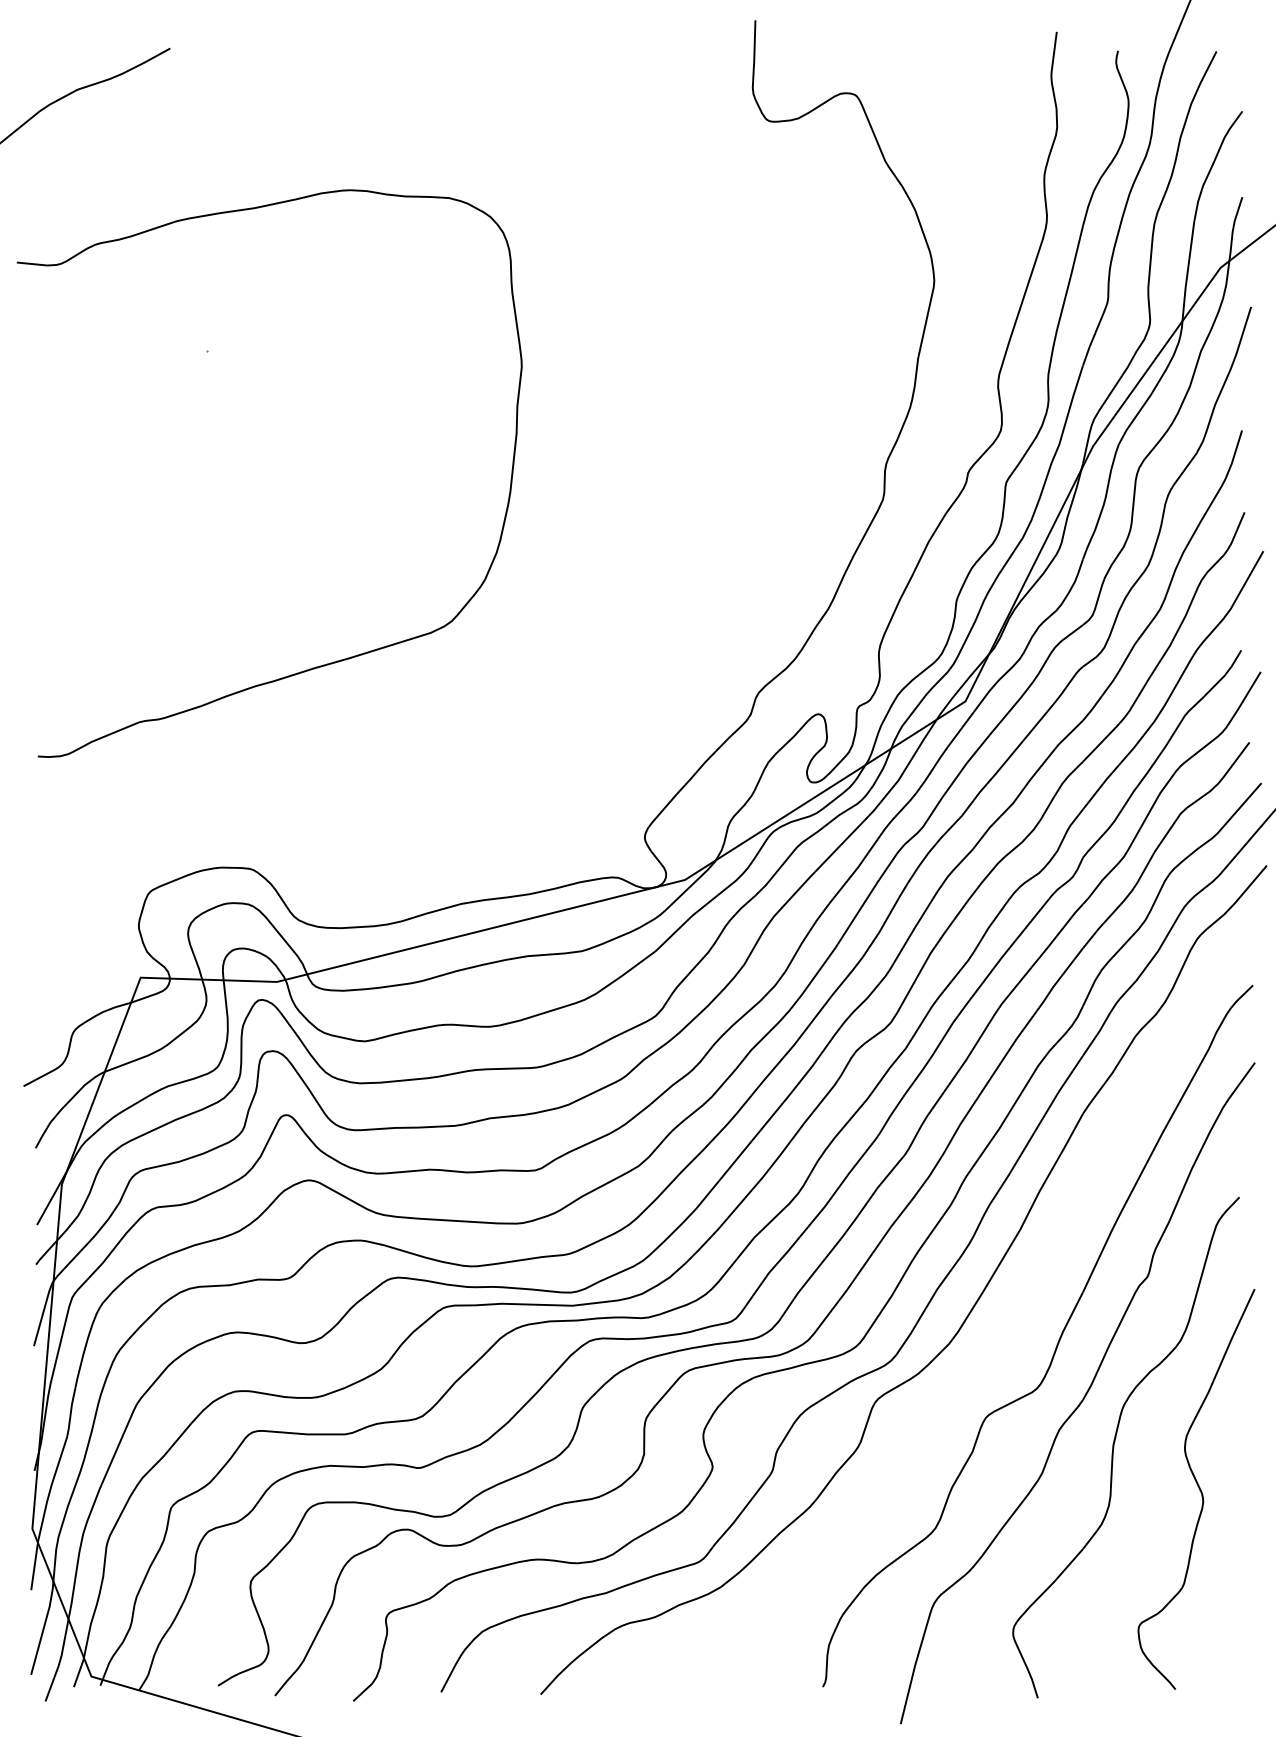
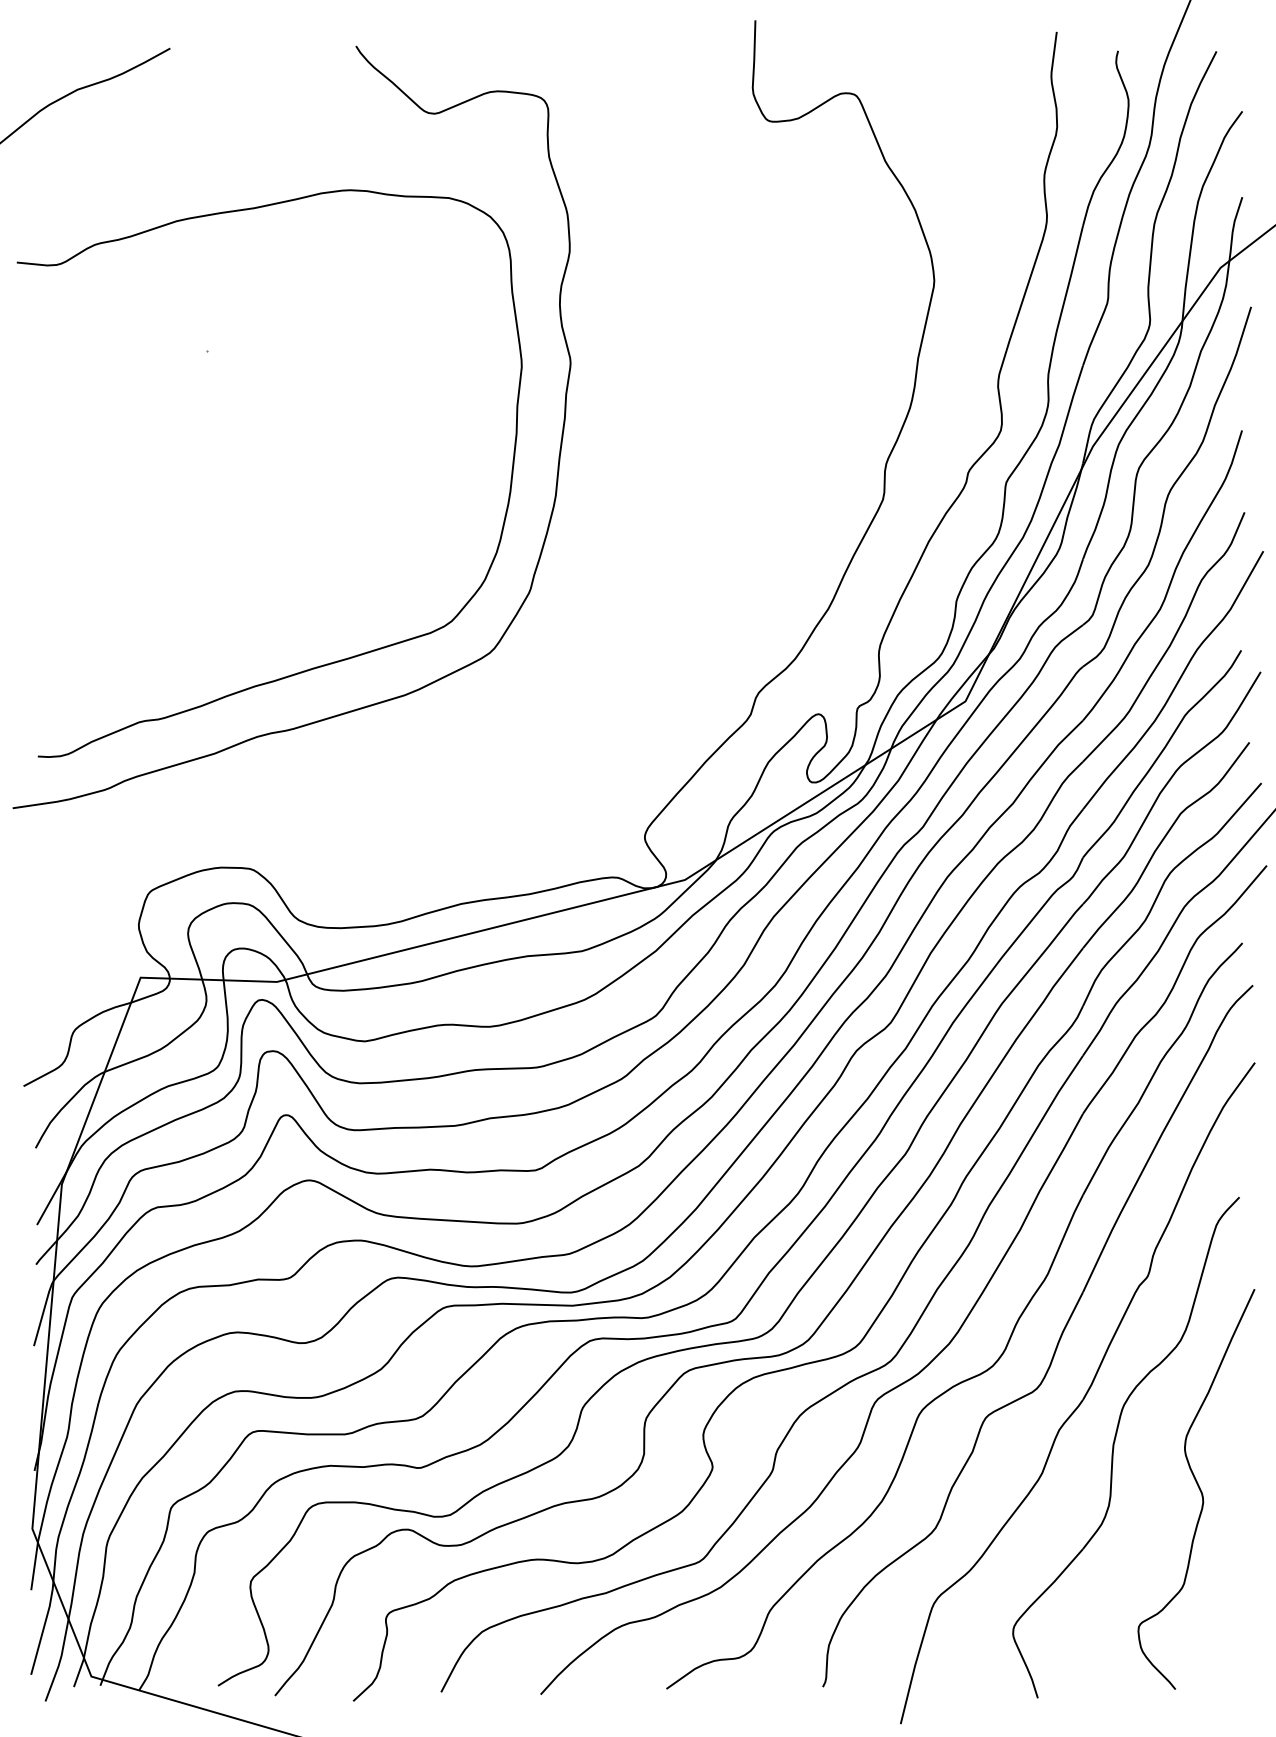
curve: none -> present (558, 456)
part: none -> present (1009, 1336)
